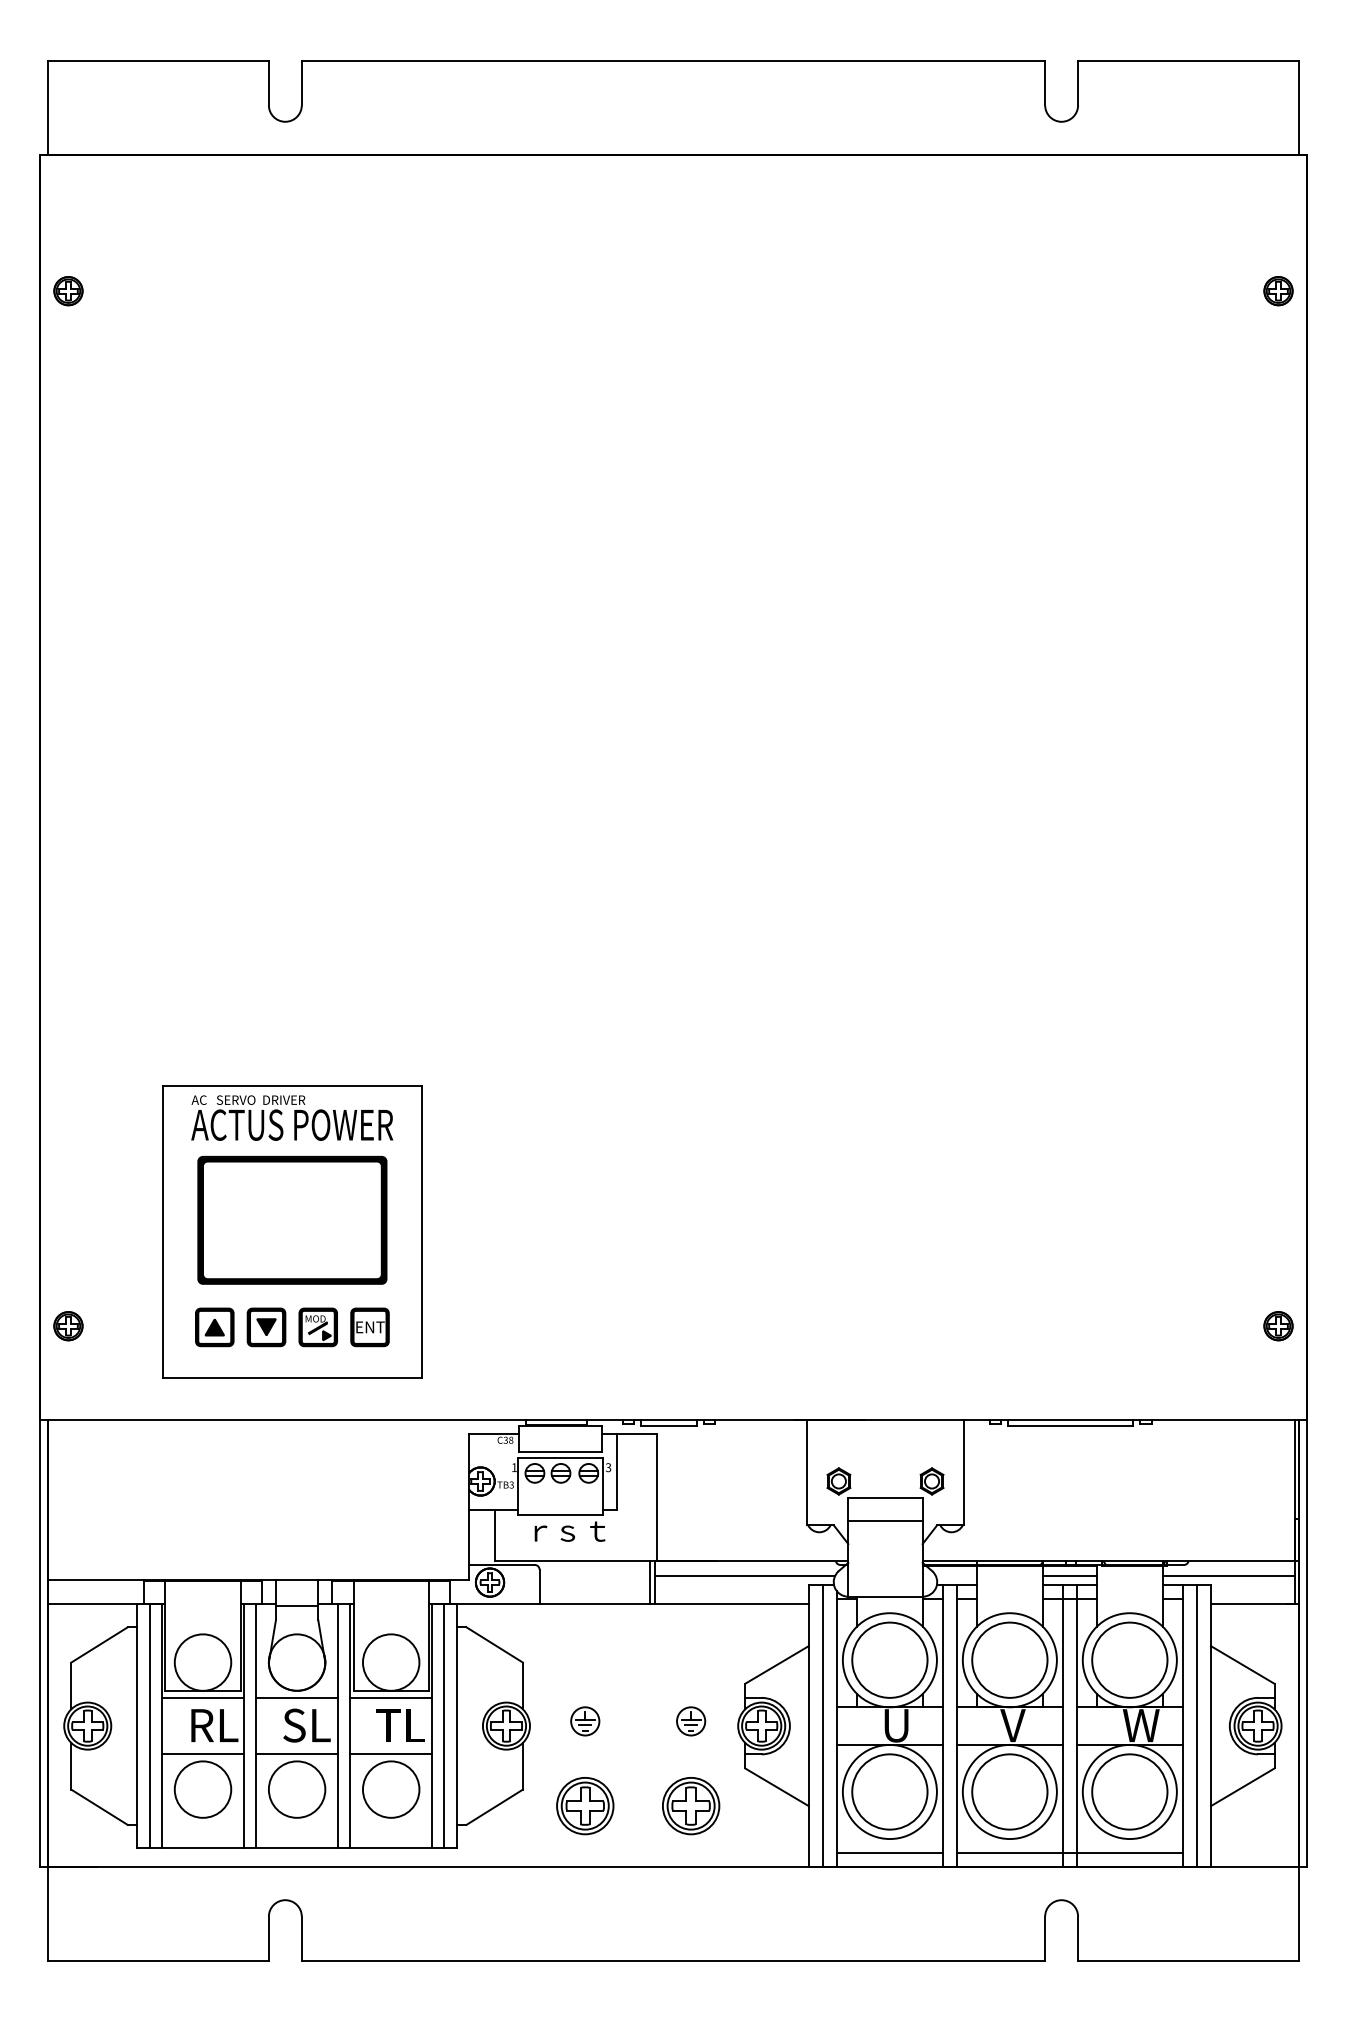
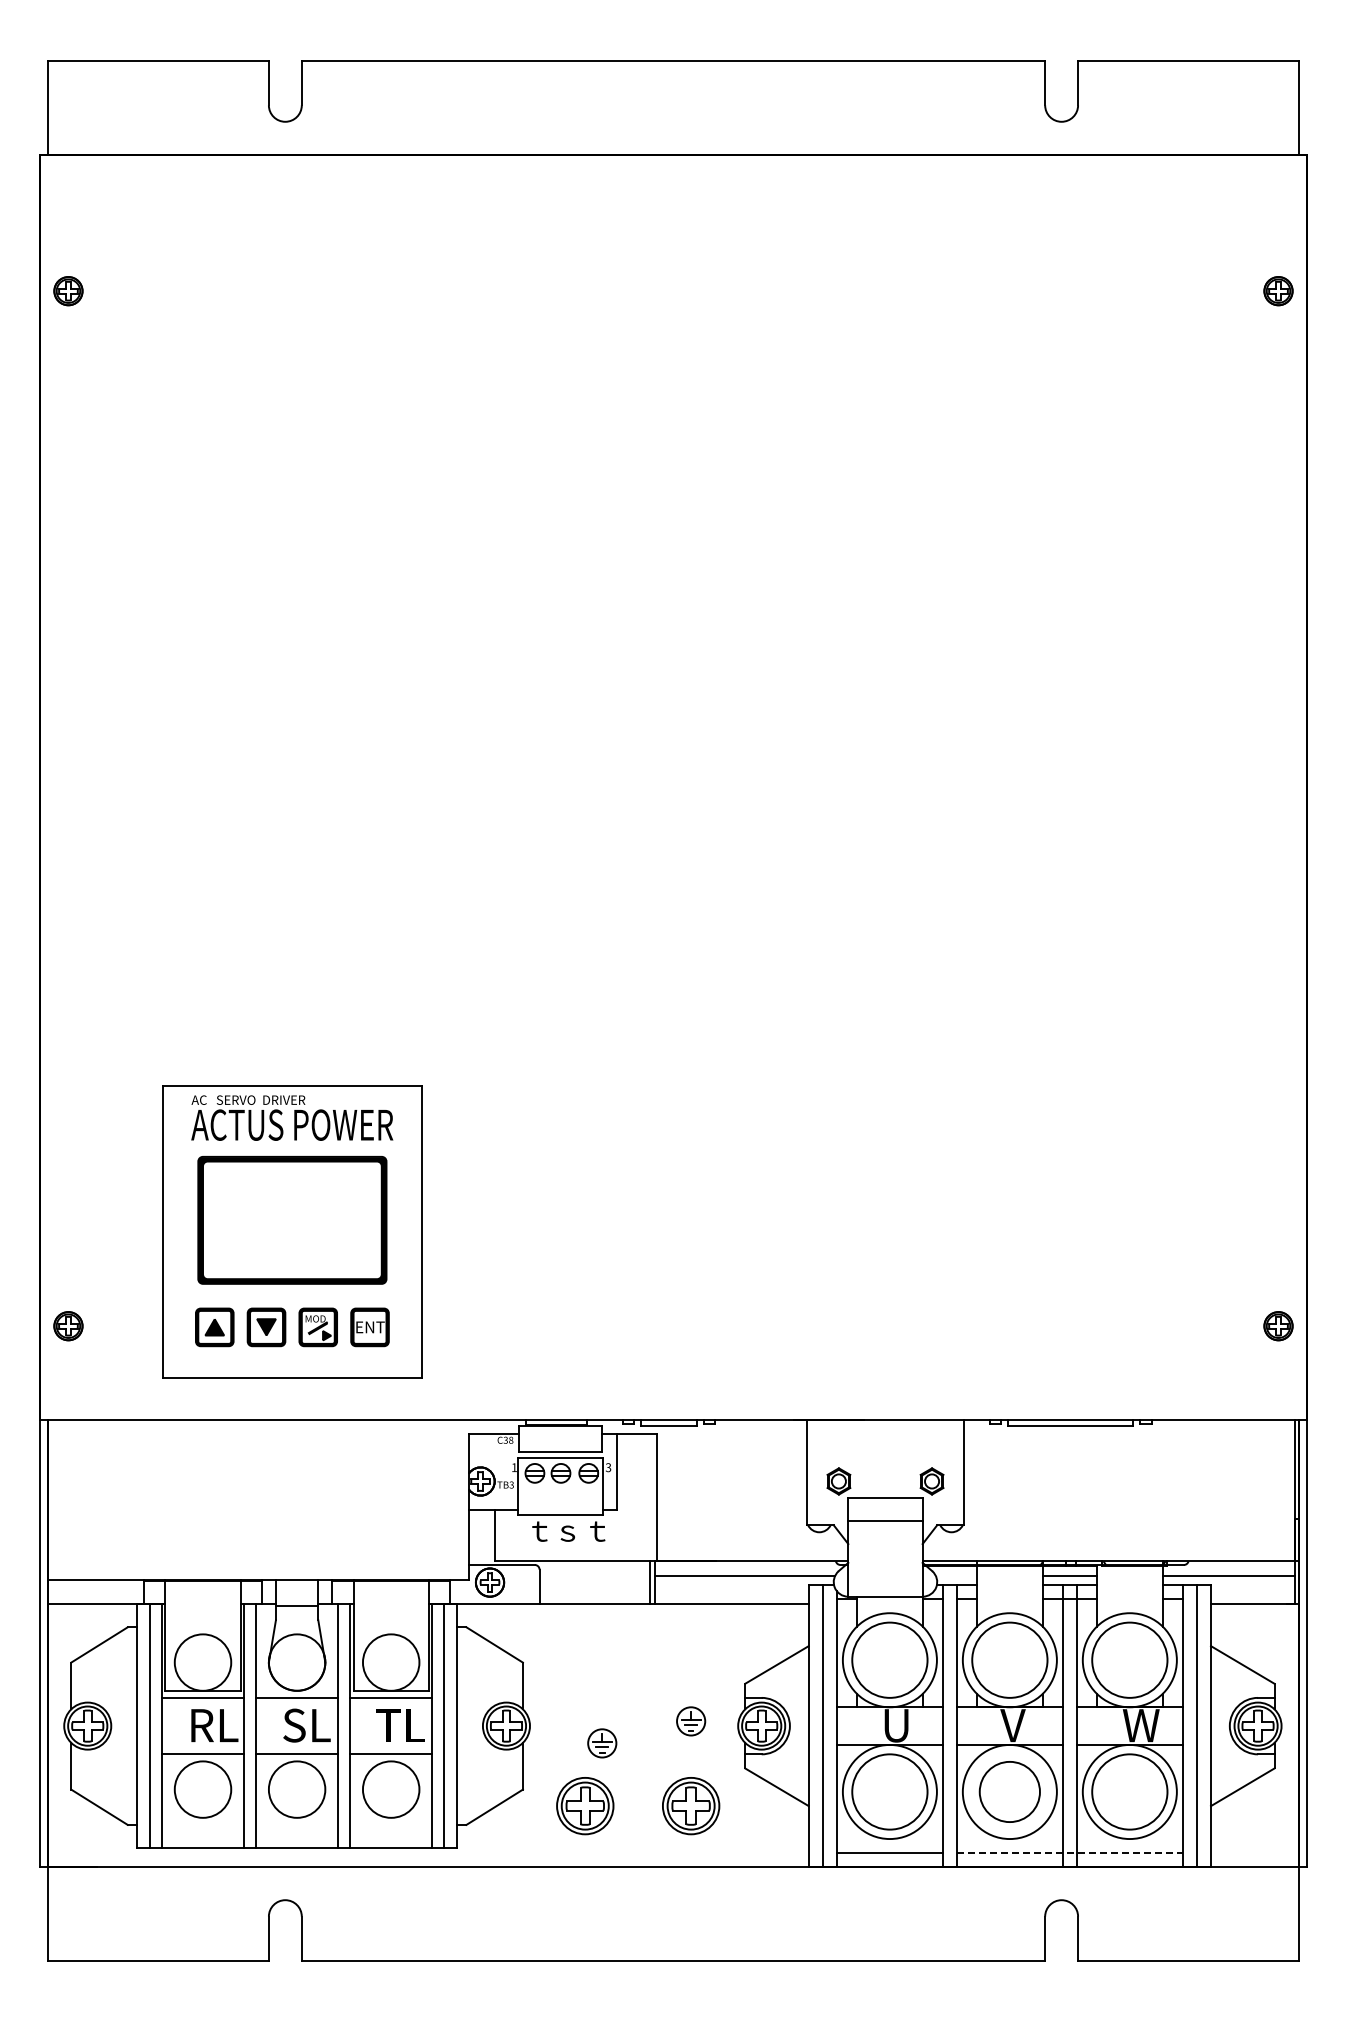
text: ｒ -> ｔ (539, 1531)
part position: (585, 1721) -> (602, 1743) (602, 1743)
circle diameter: 75 px -> 60 px (1009, 1791)
line: solid -> dashed (1069, 1853)
